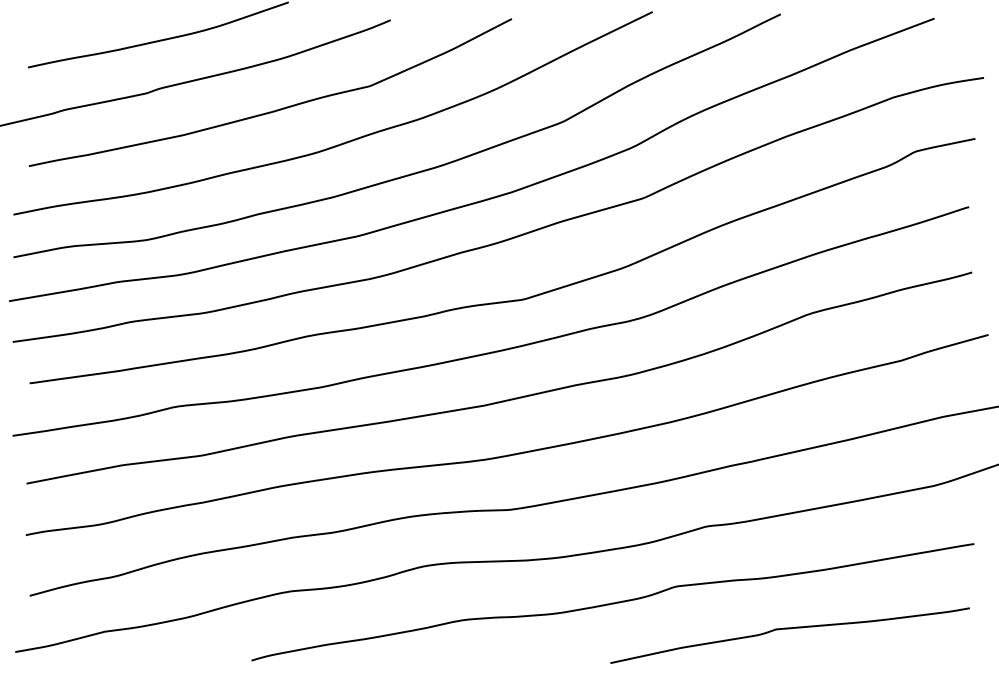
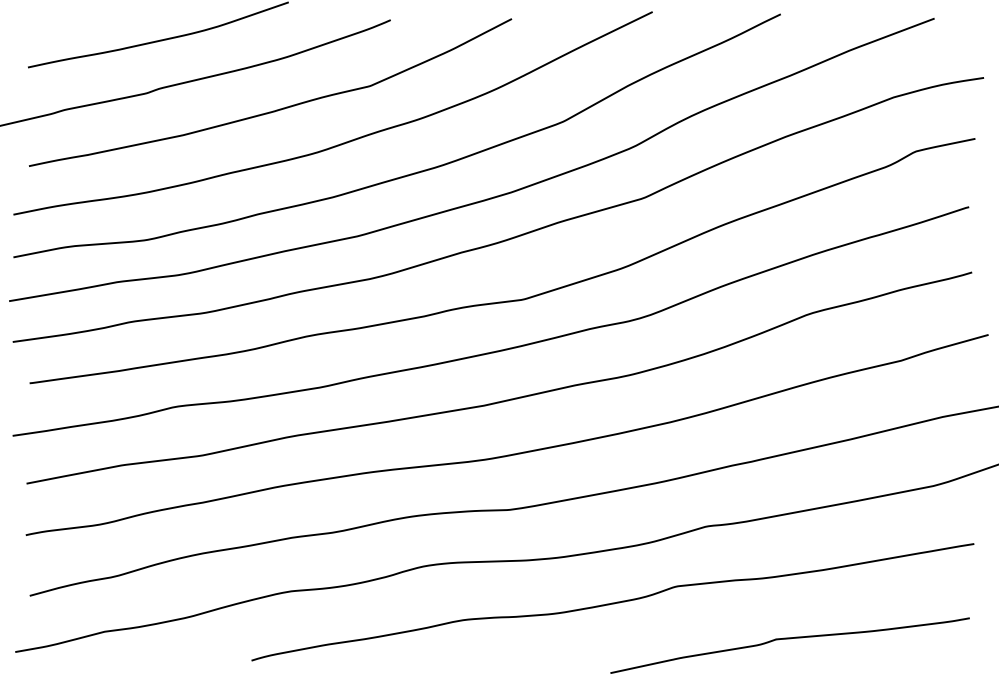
curve position: (789, 629) -> (789, 639) (789, 639)
